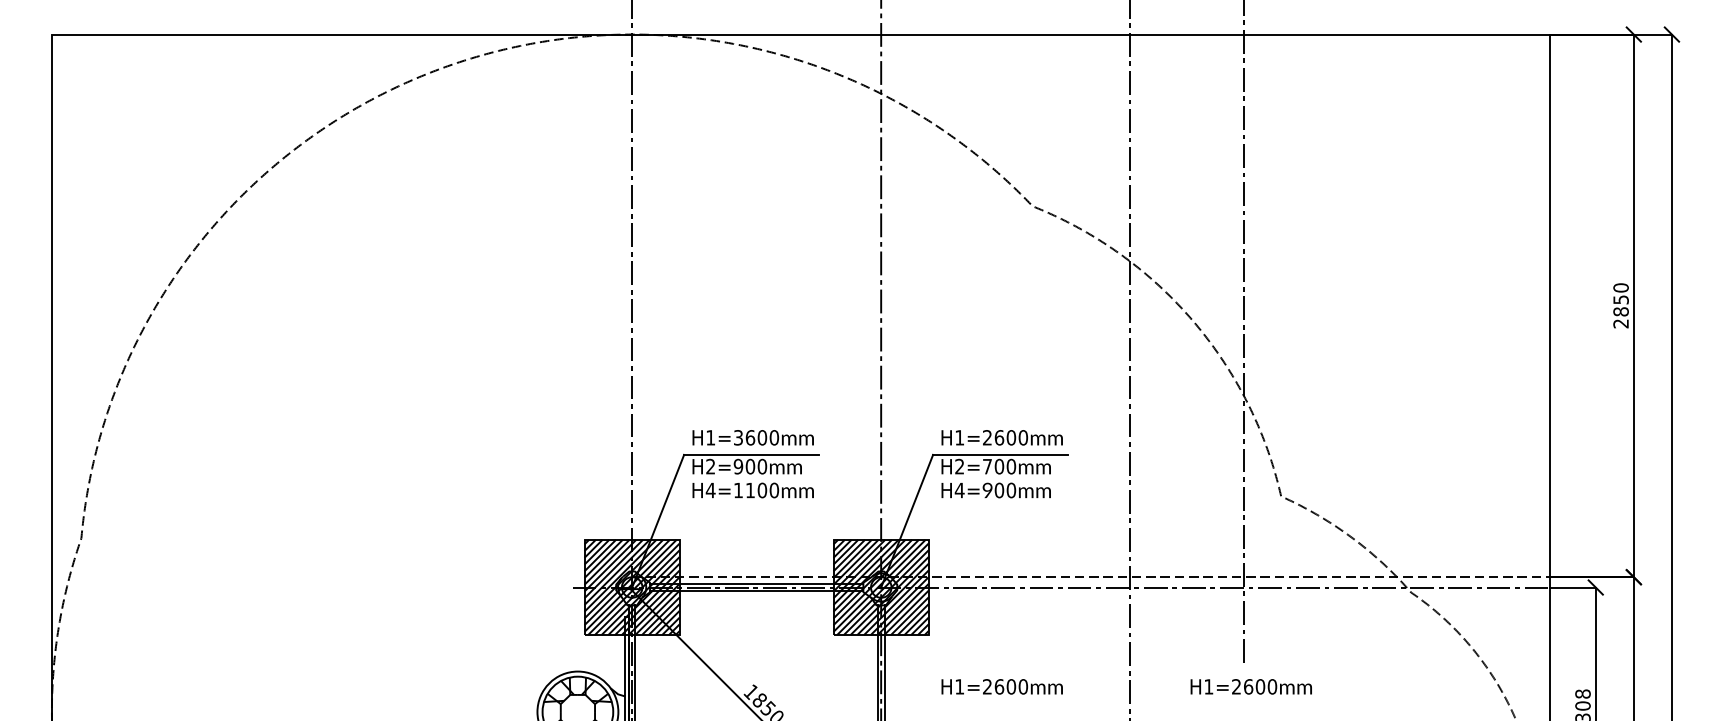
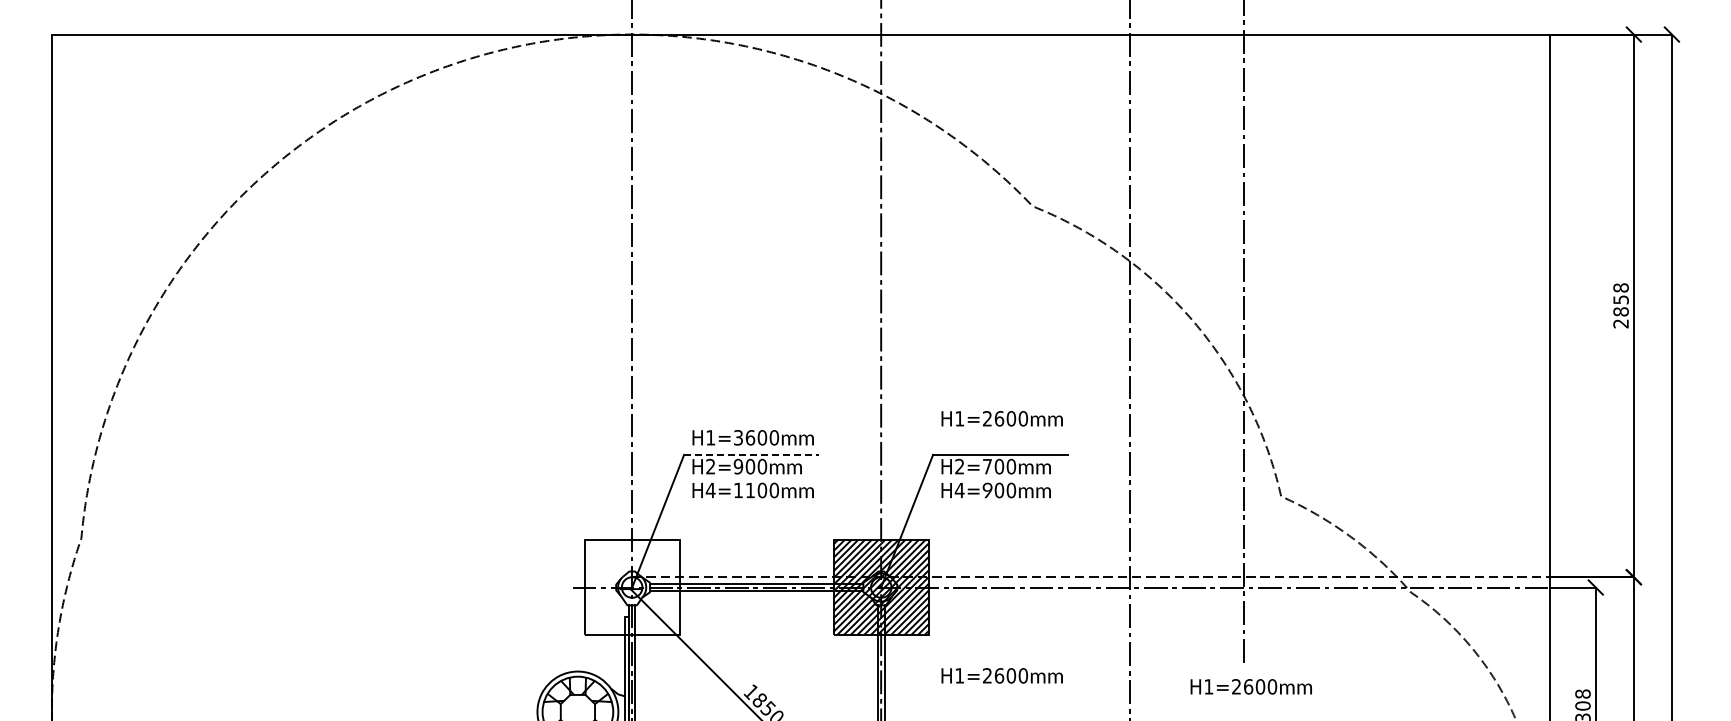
text: 2850 -> 2858 (1620, 287)
text position: (1001, 437) -> (1001, 418) (1001, 418)
line: solid -> dashed (751, 454)
hatch: present -> none (631, 587)
text position: (1001, 686) -> (1001, 675) (1001, 675)
